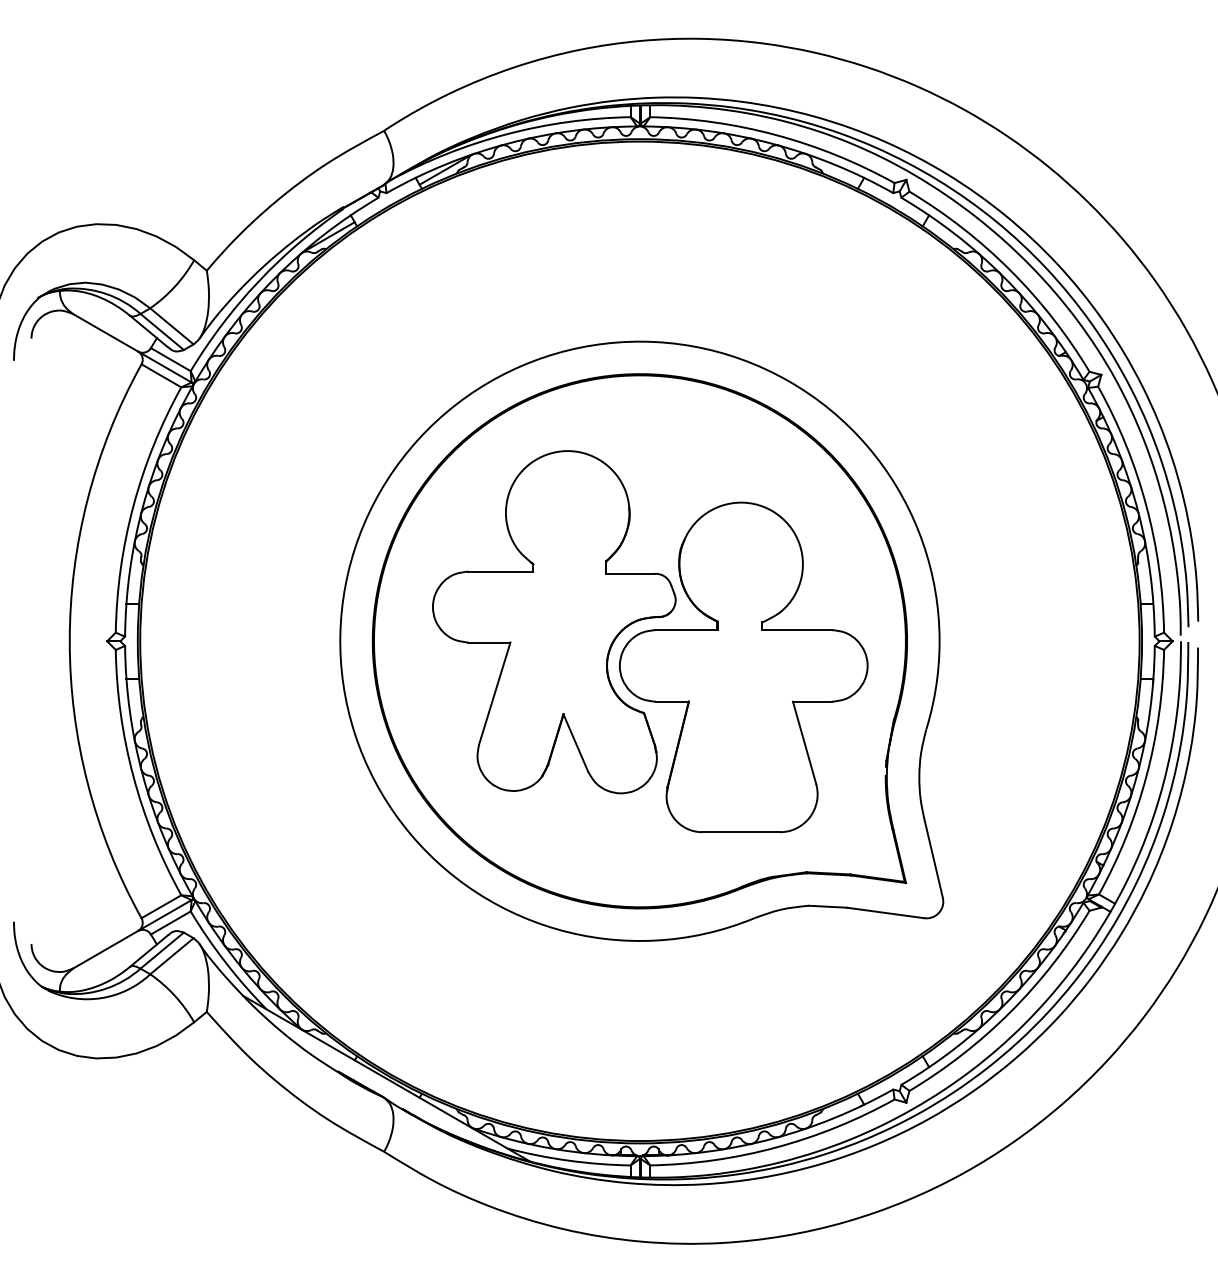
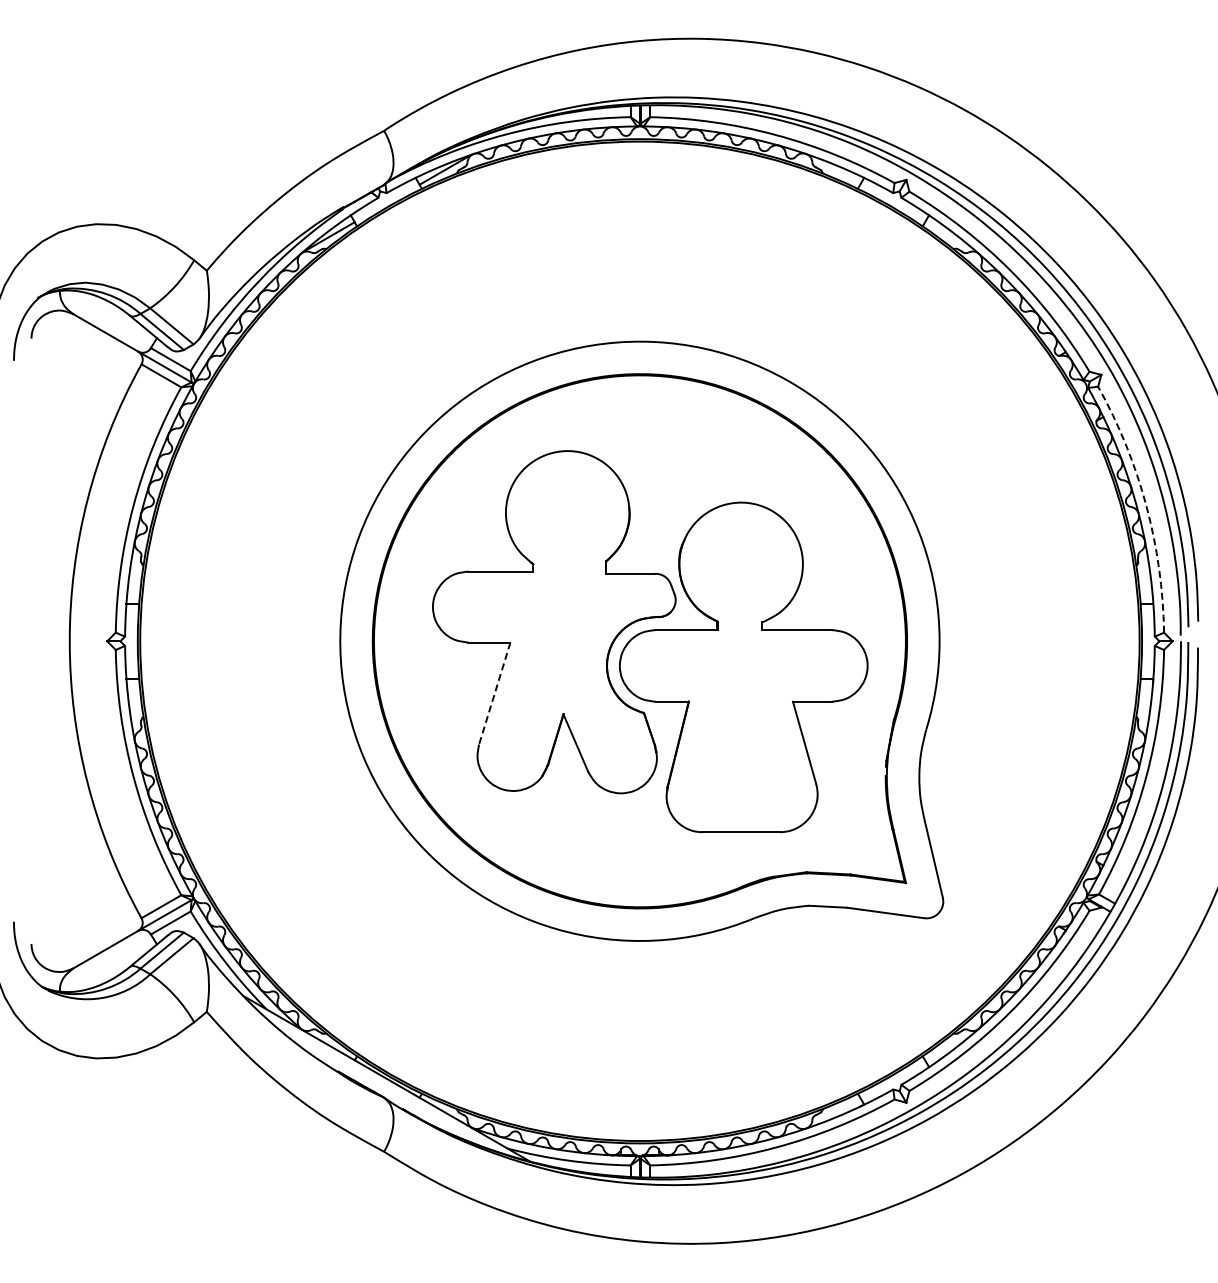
arc: solid -> dashed (1146, 505)
line: solid -> dashed (494, 694)
